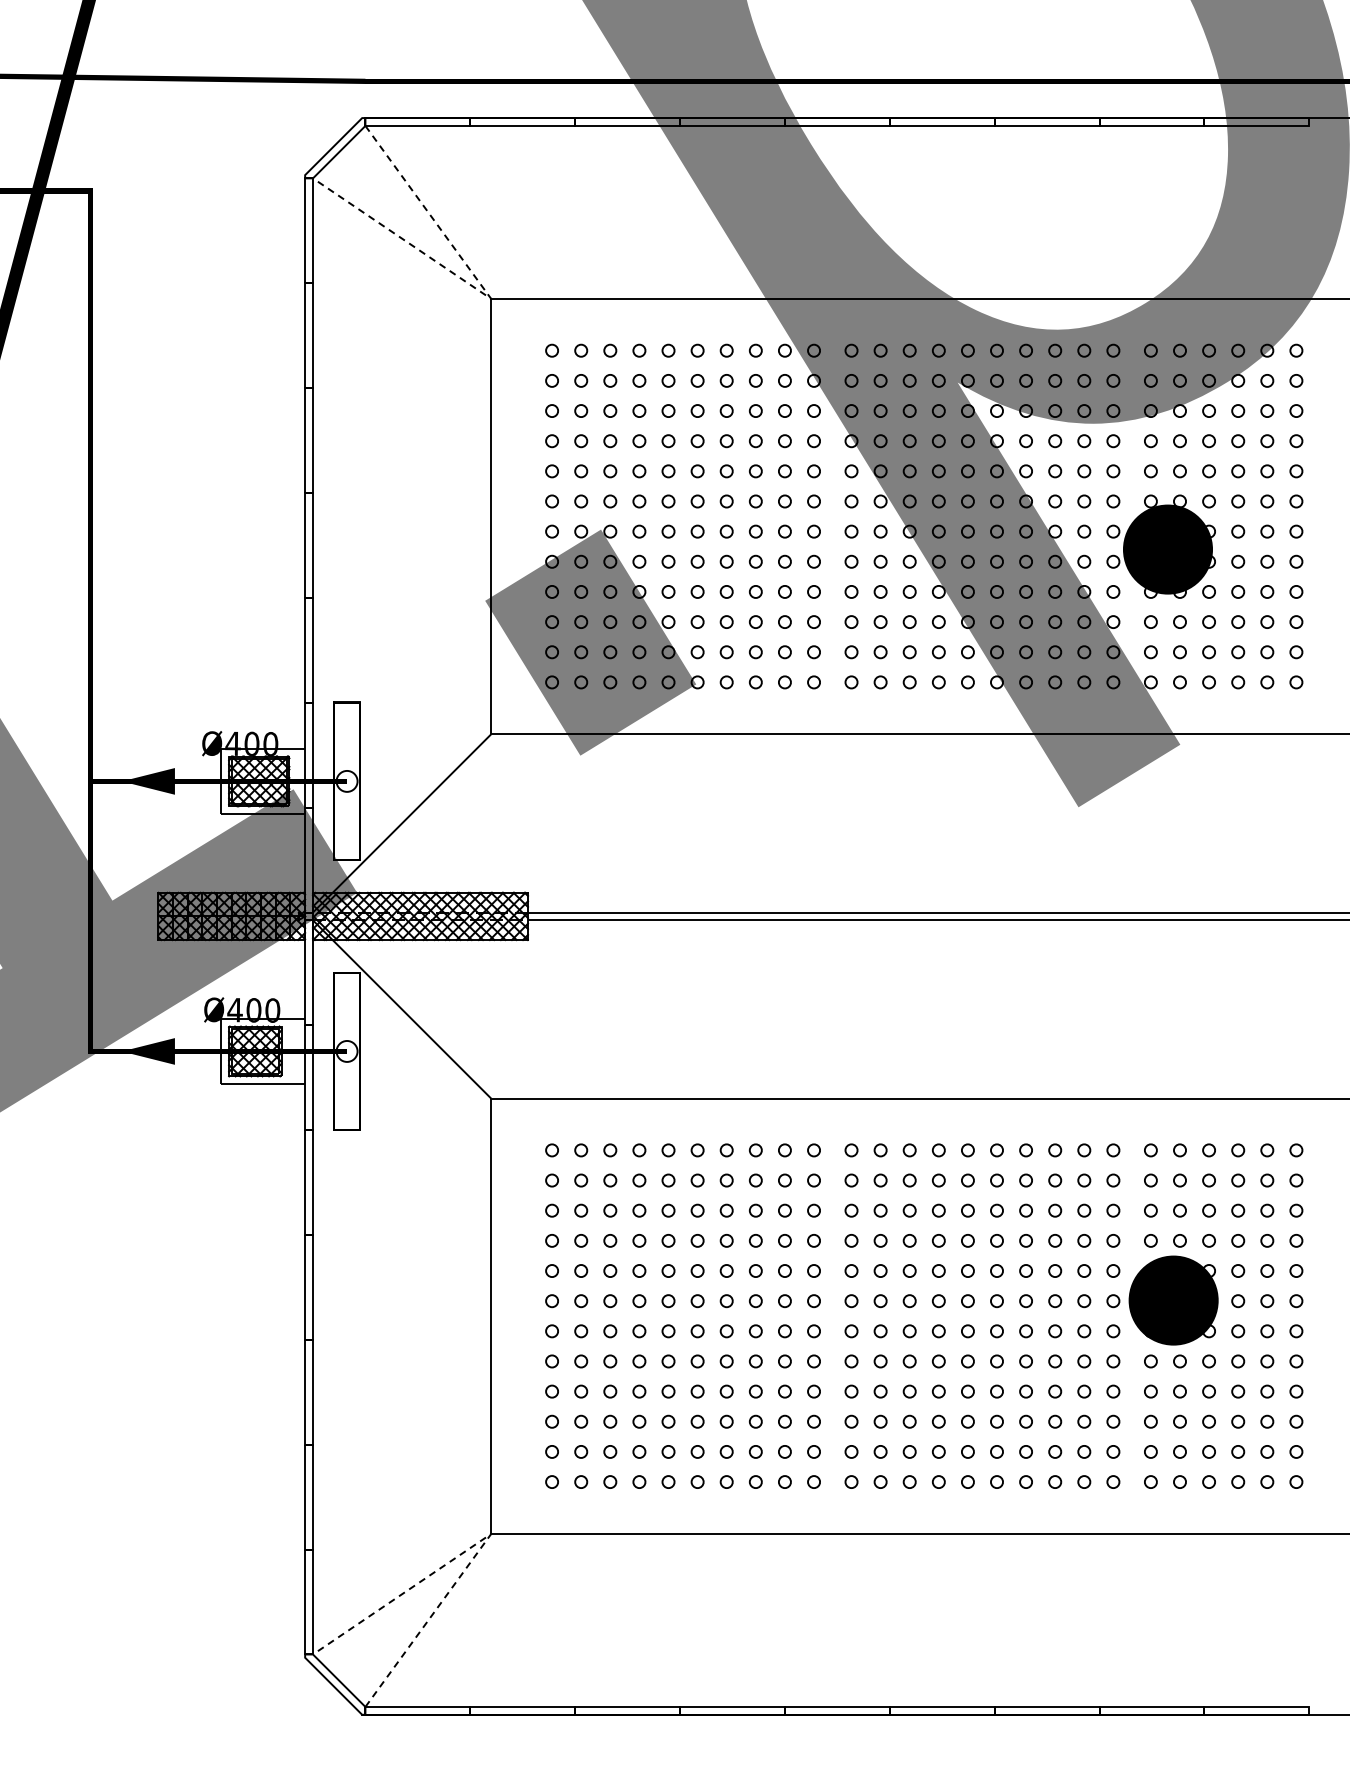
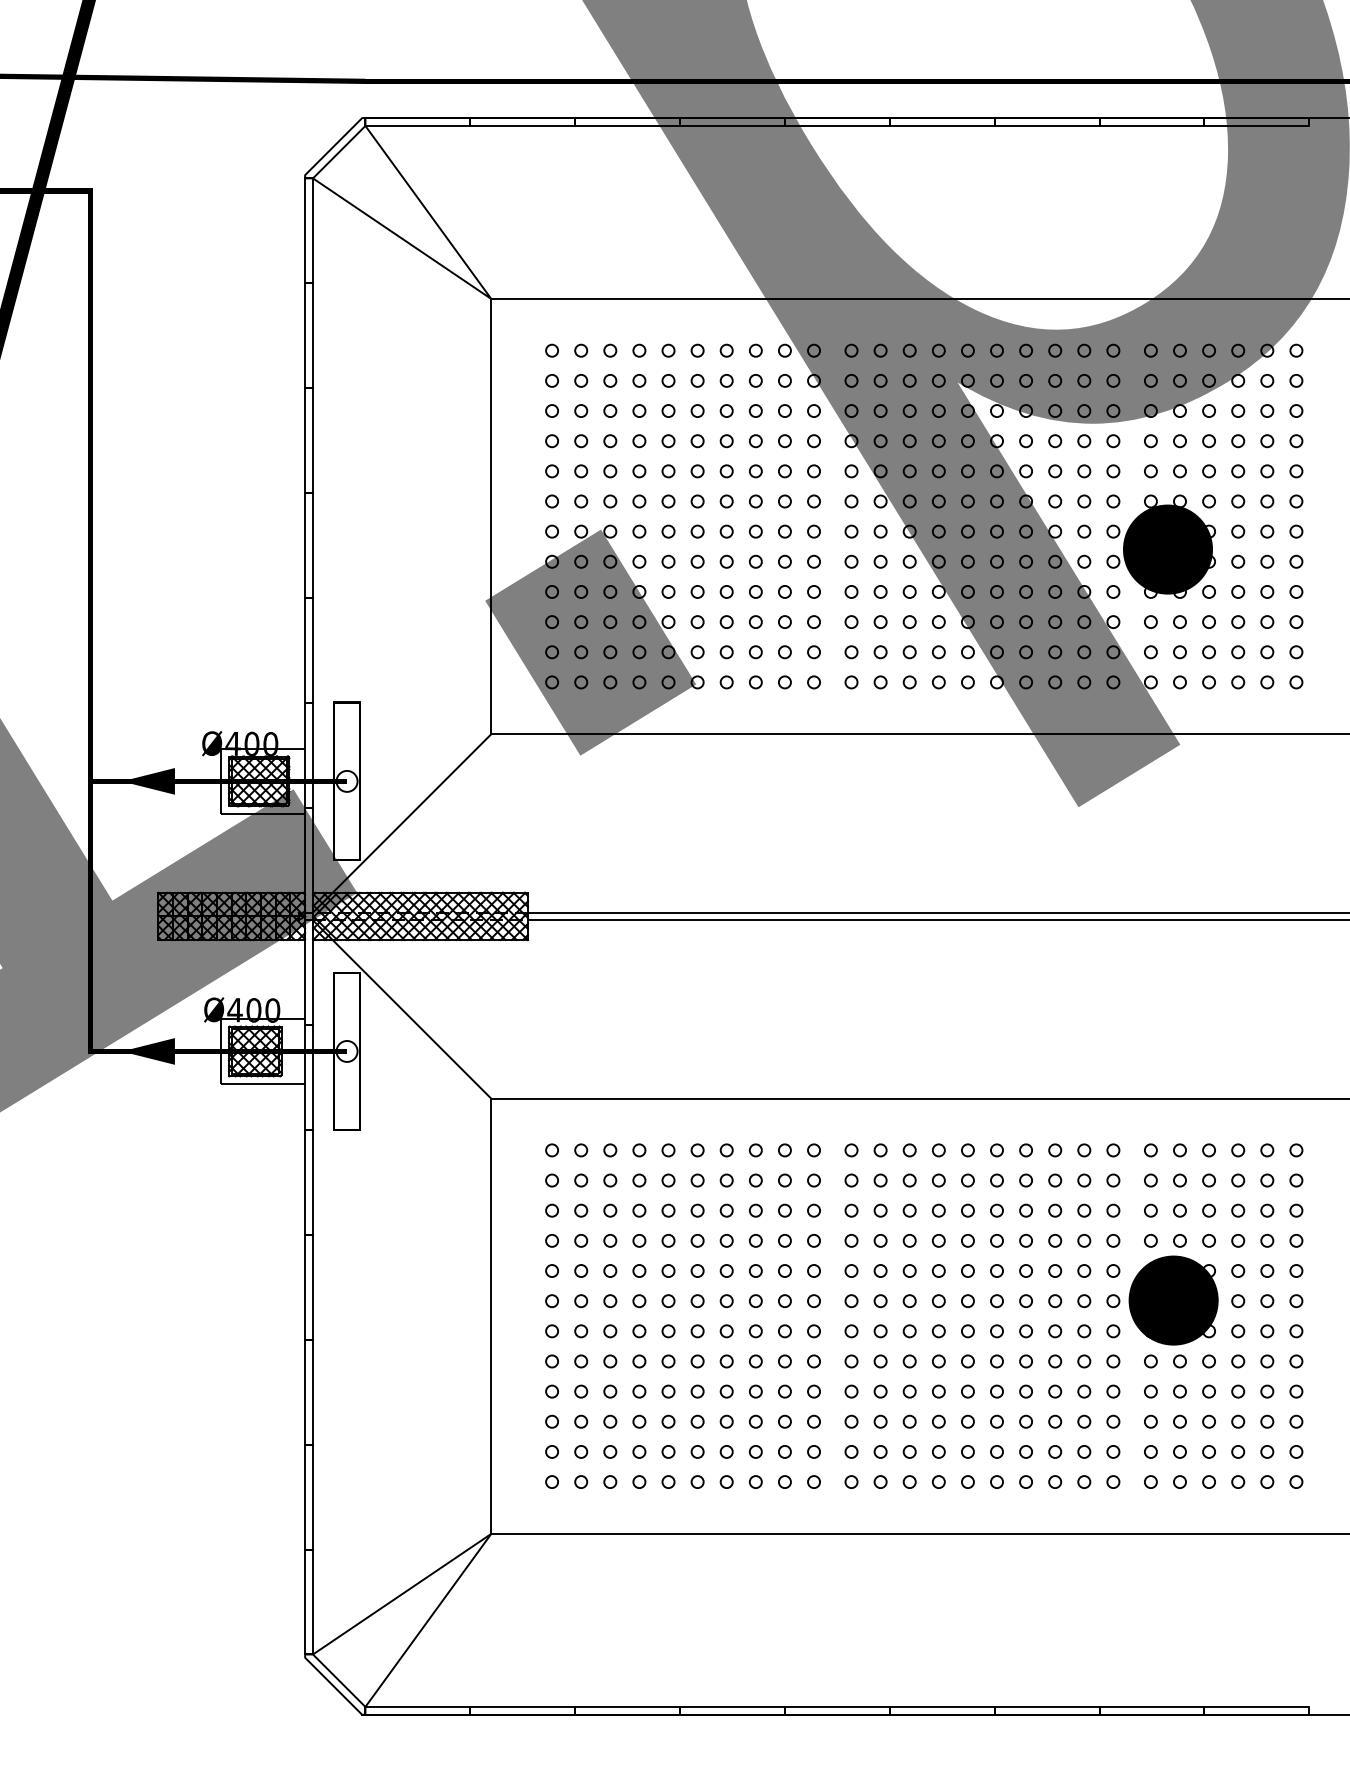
line: dashed -> solid (490, 298)
line: dashed -> solid (490, 1534)
